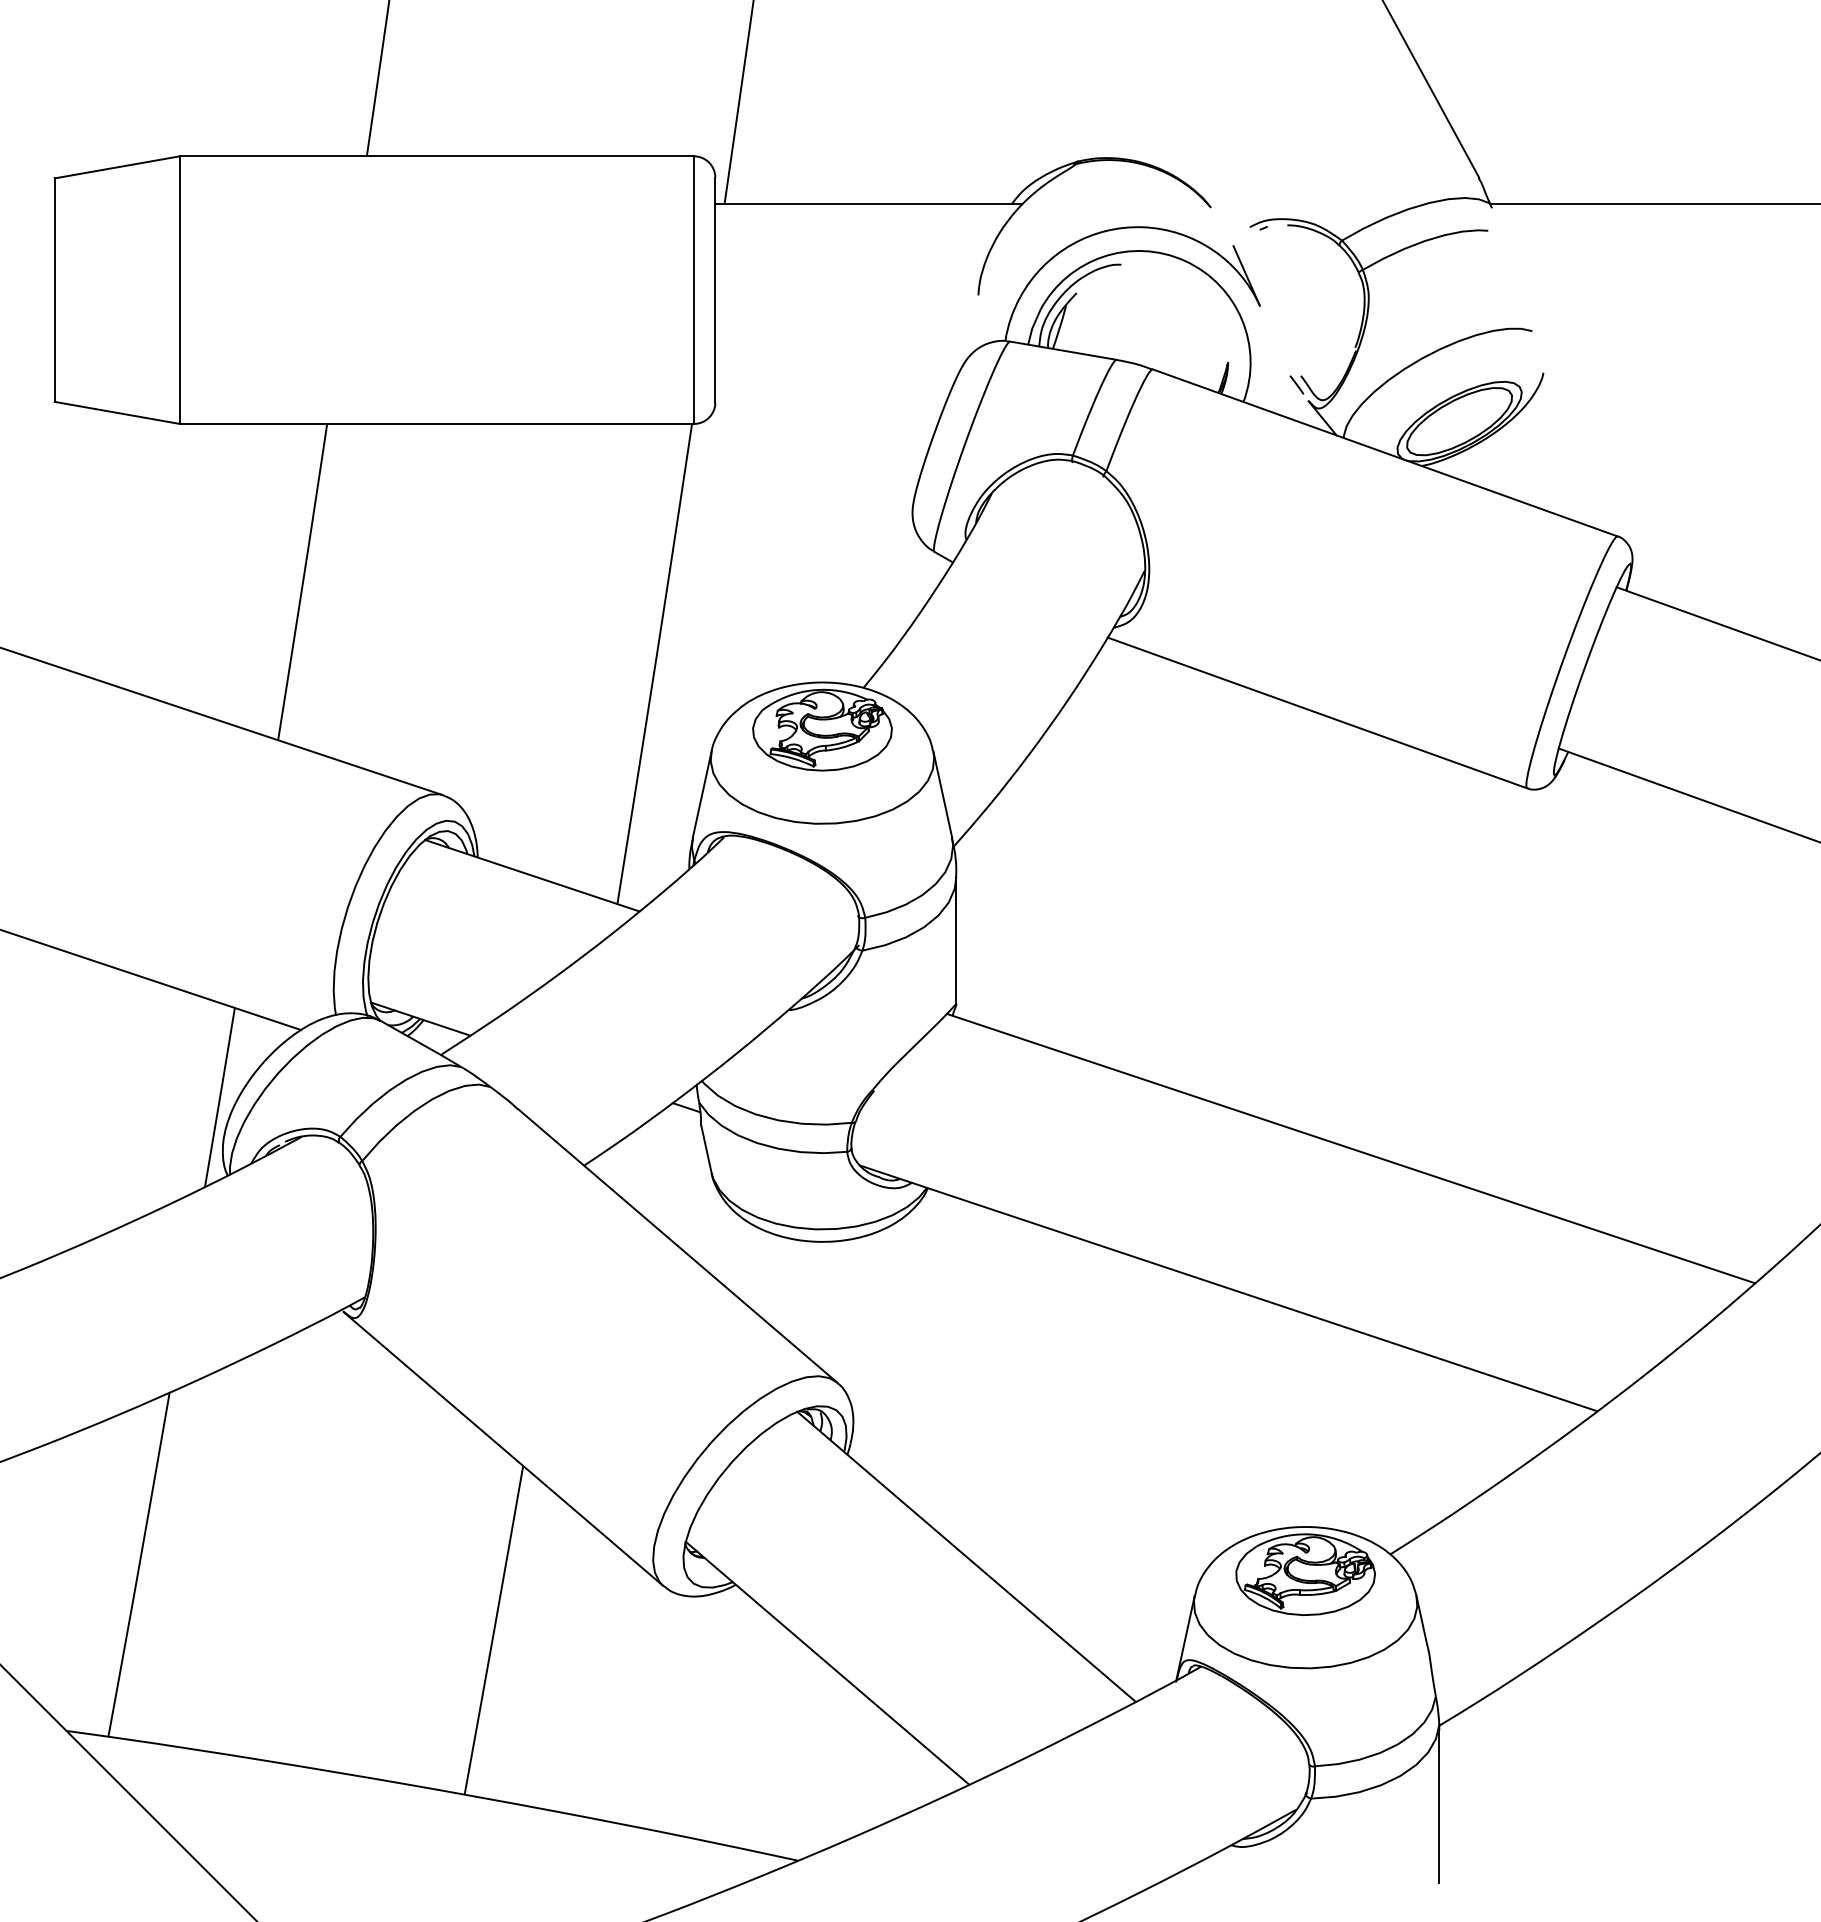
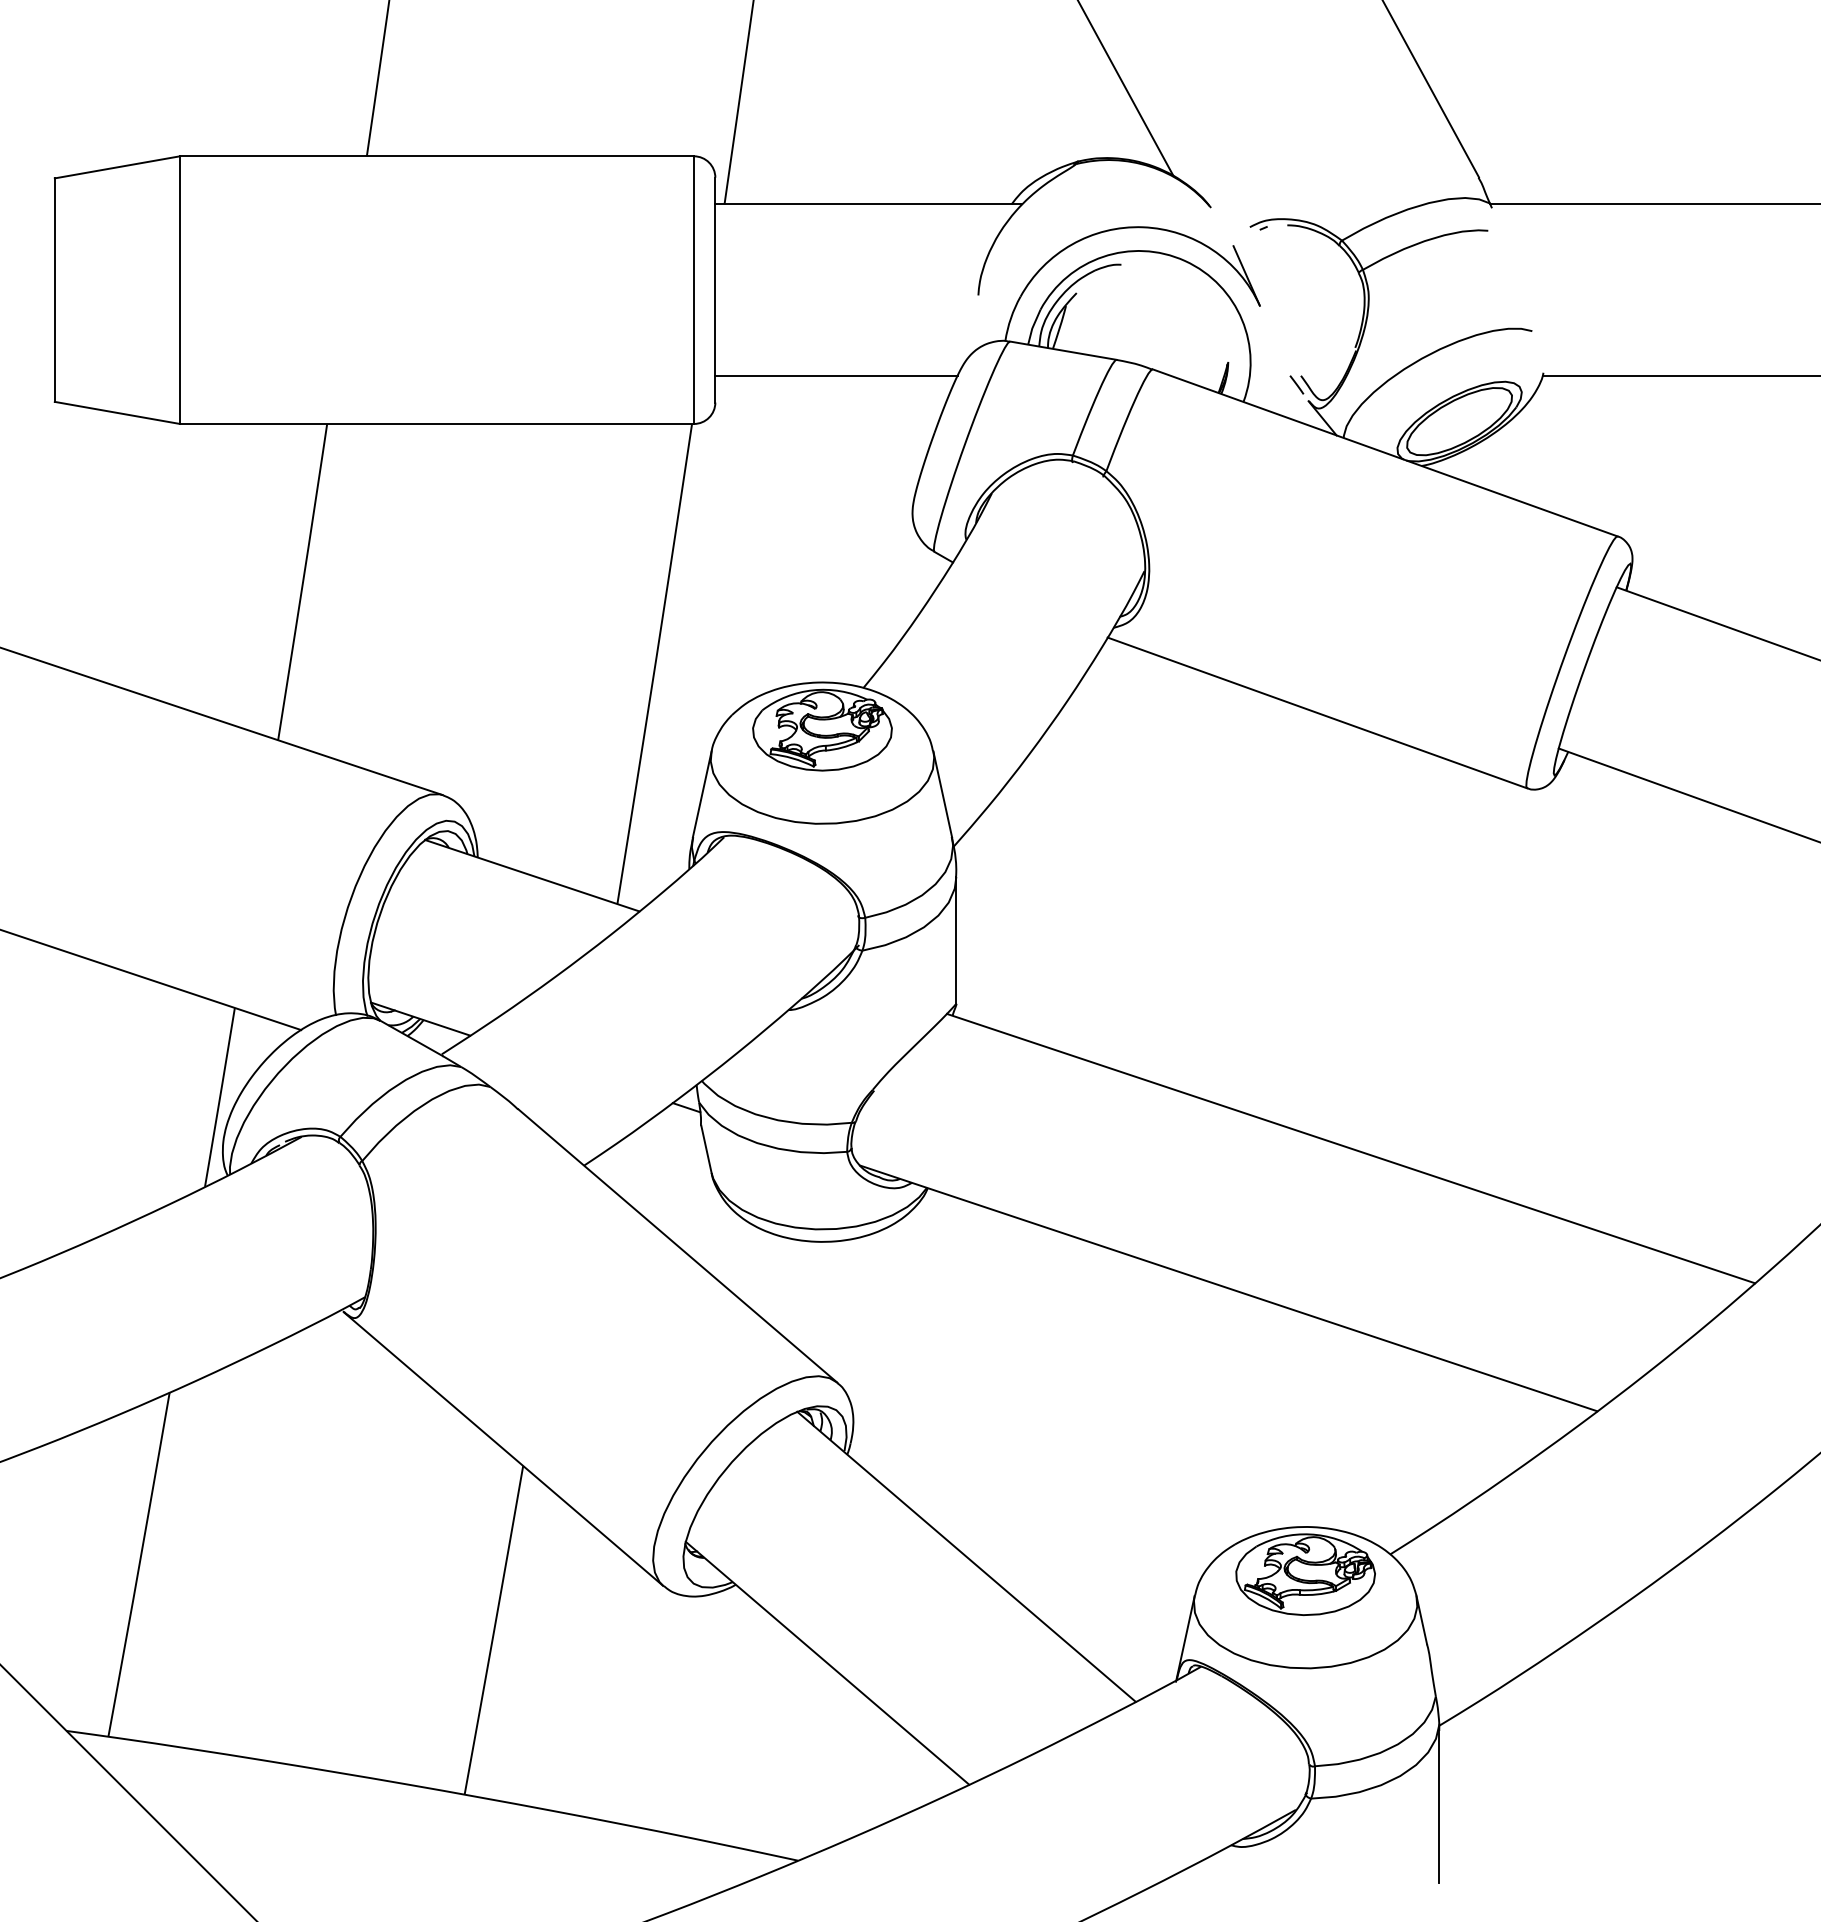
line: none -> present (1125, 88)
line: none -> present (836, 375)
line: none -> present (1679, 375)
